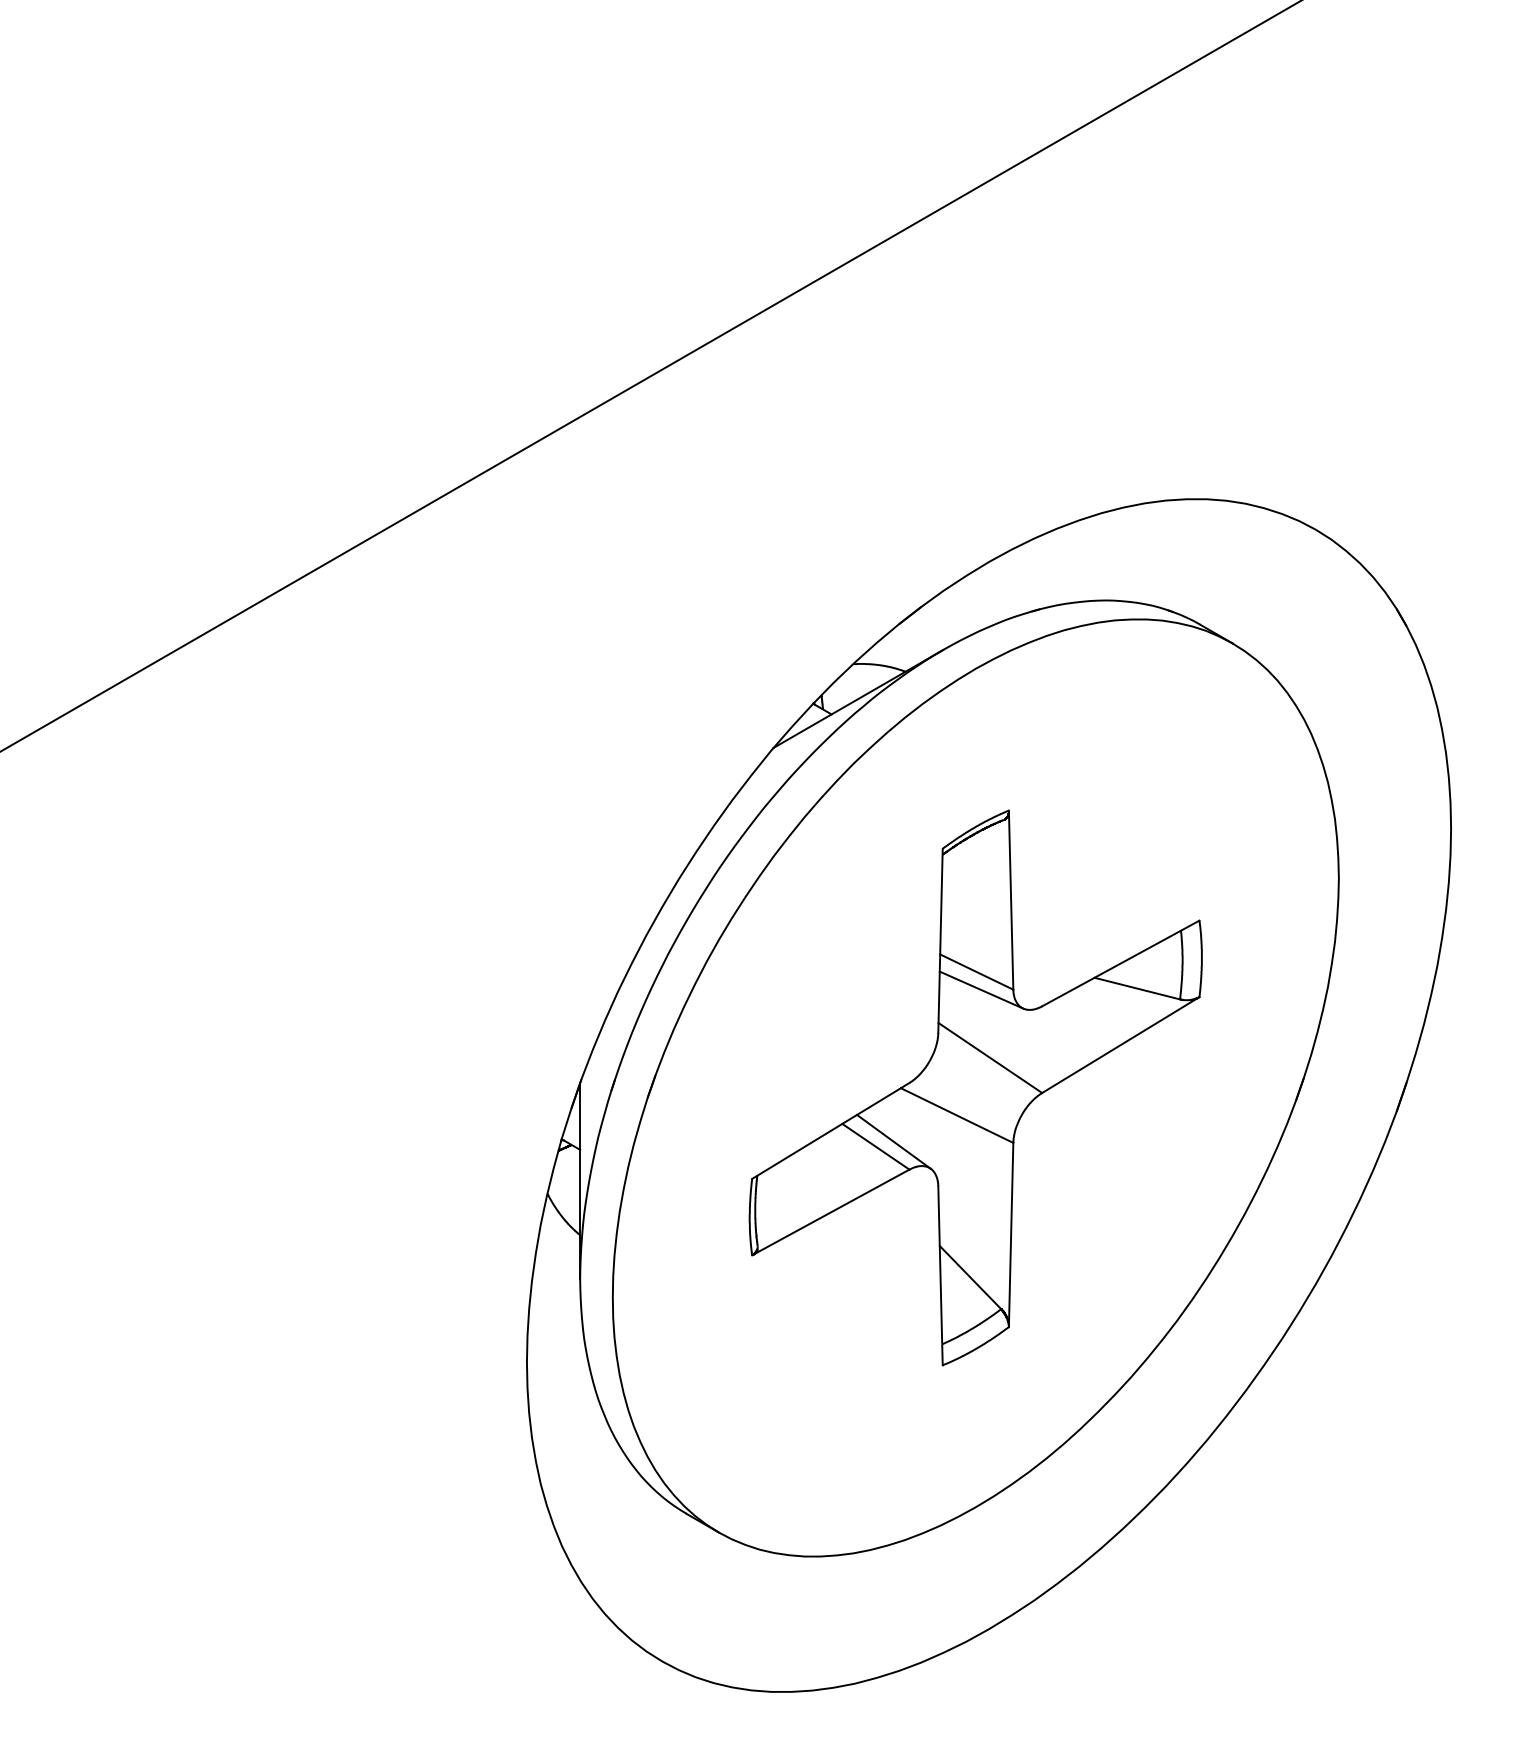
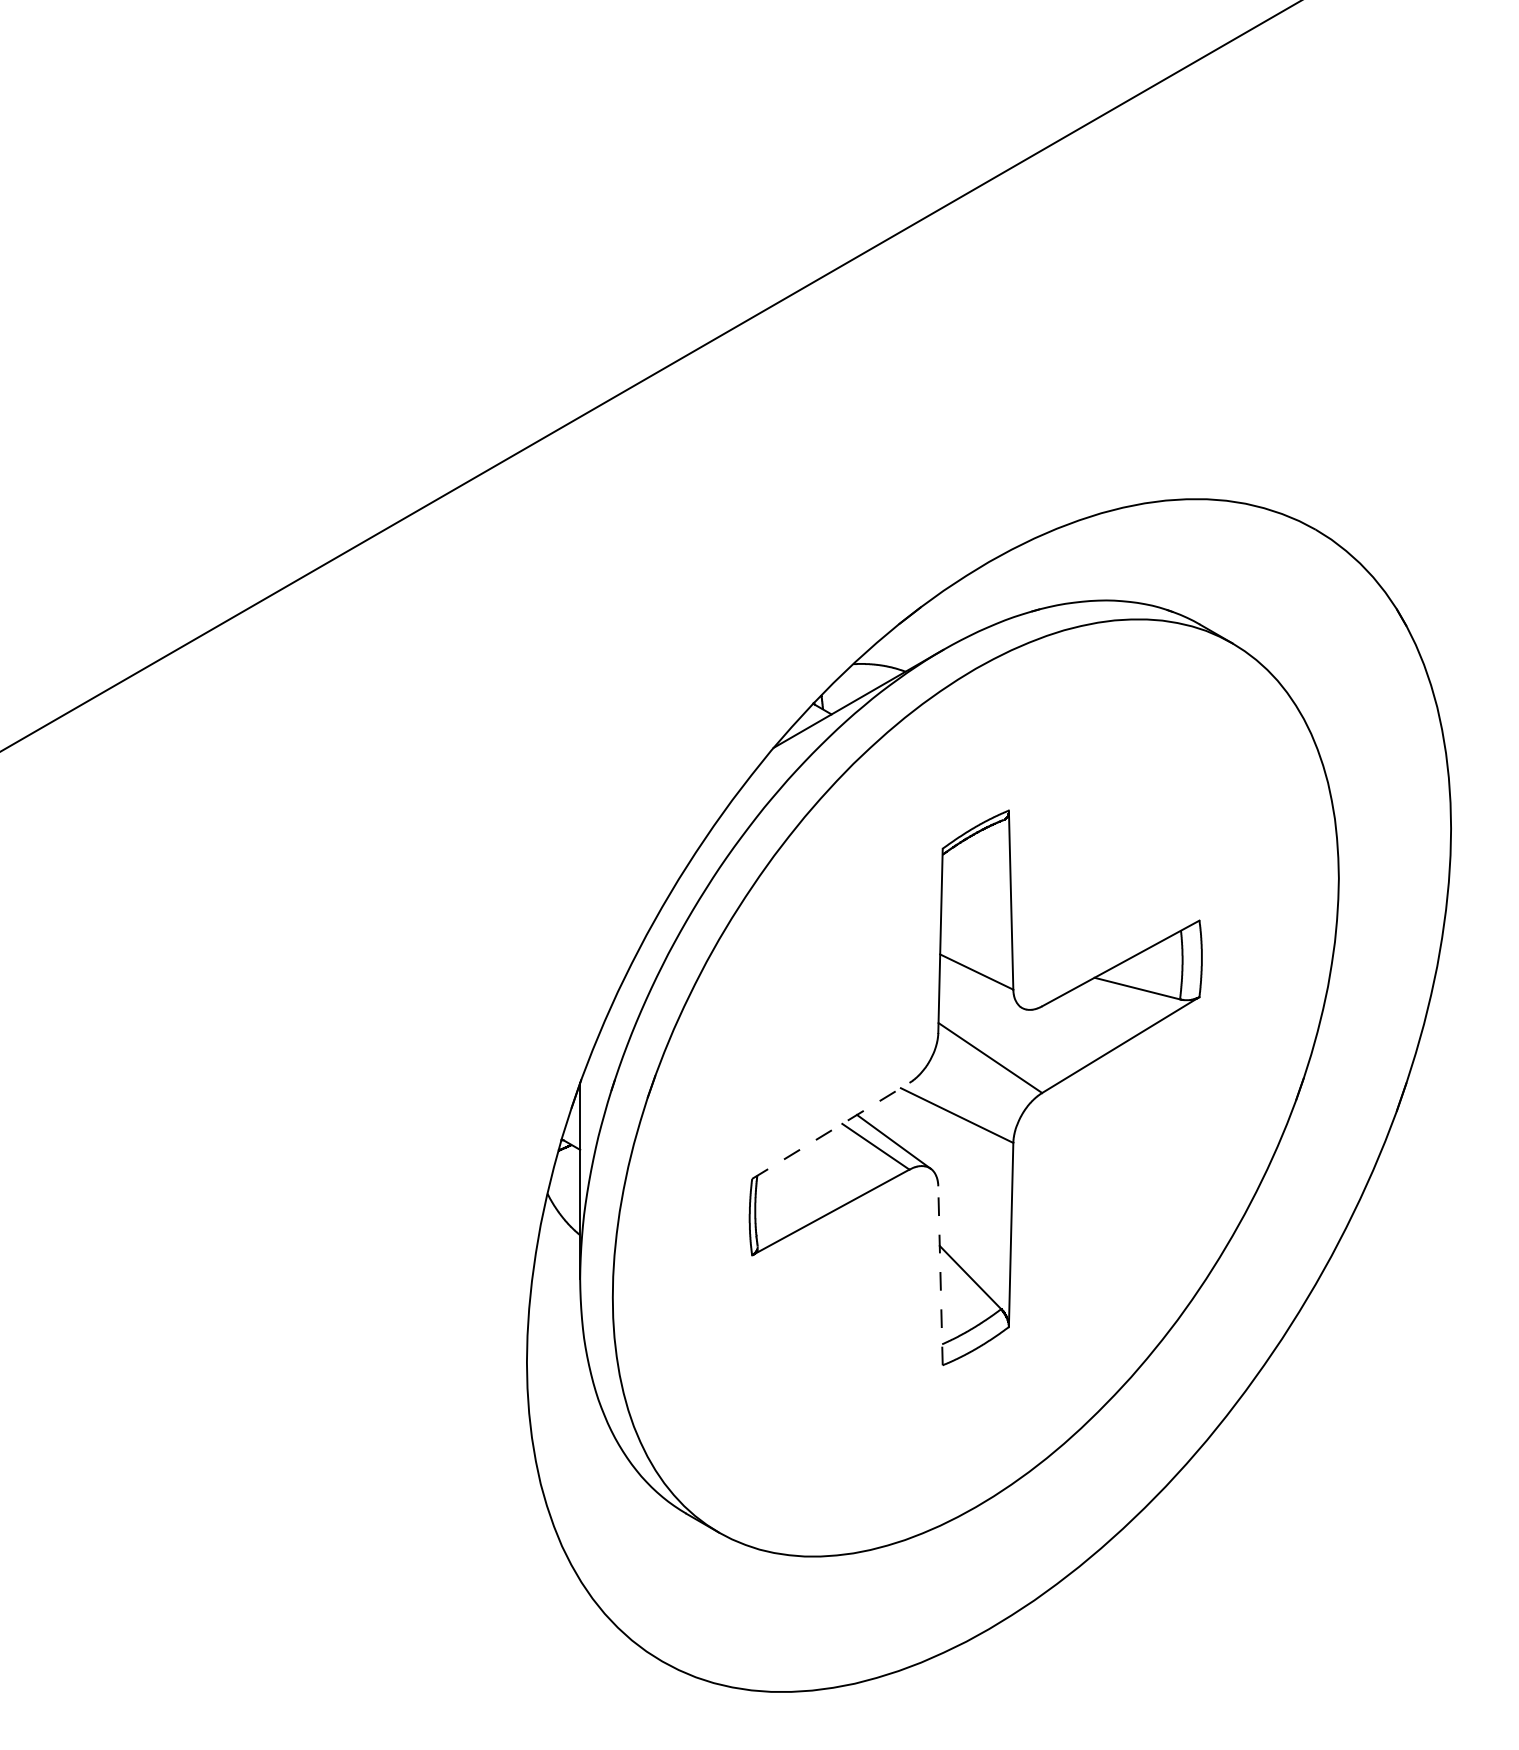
line: present -> none (981, 989)
line: solid -> dashed (831, 1130)
line: solid -> dashed (940, 1275)
